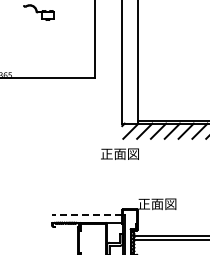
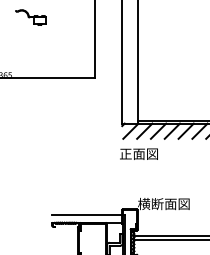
part position: (38, 12) -> (30, 17) (30, 17)
text position: (119, 153) -> (138, 153) (138, 153)
text: 正面図 -> 横断面図 (163, 203)
line: dashed -> solid (86, 215)
